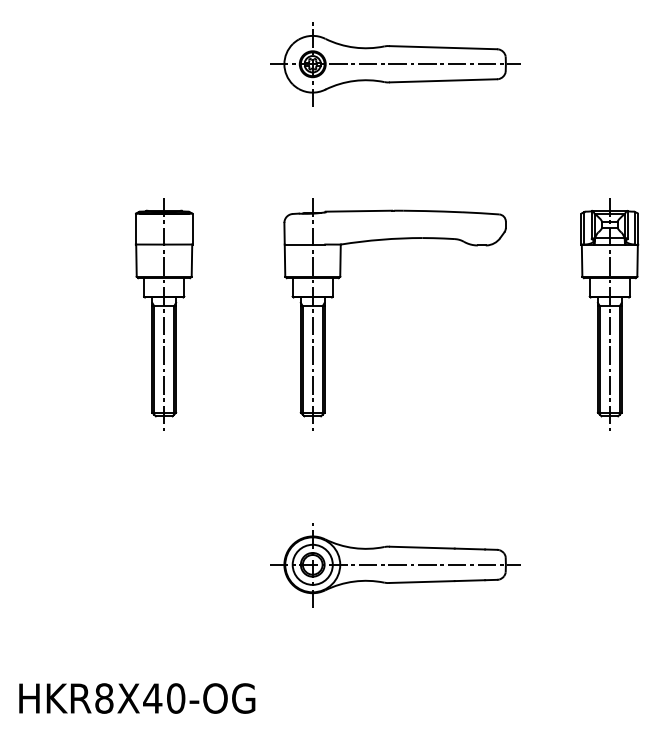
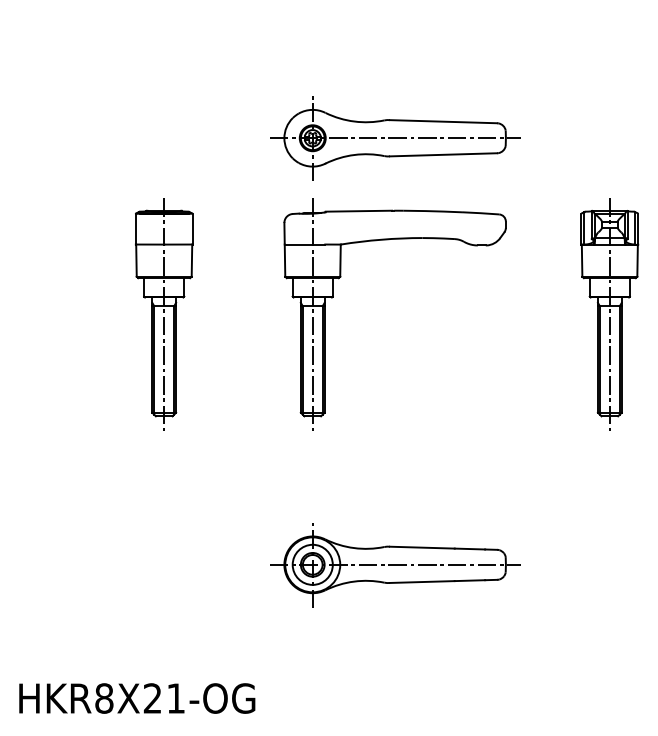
part position: (395, 64) -> (395, 138) (395, 138)
text: HKR8X40-OG -> HKR8X21-OG (164, 698)
